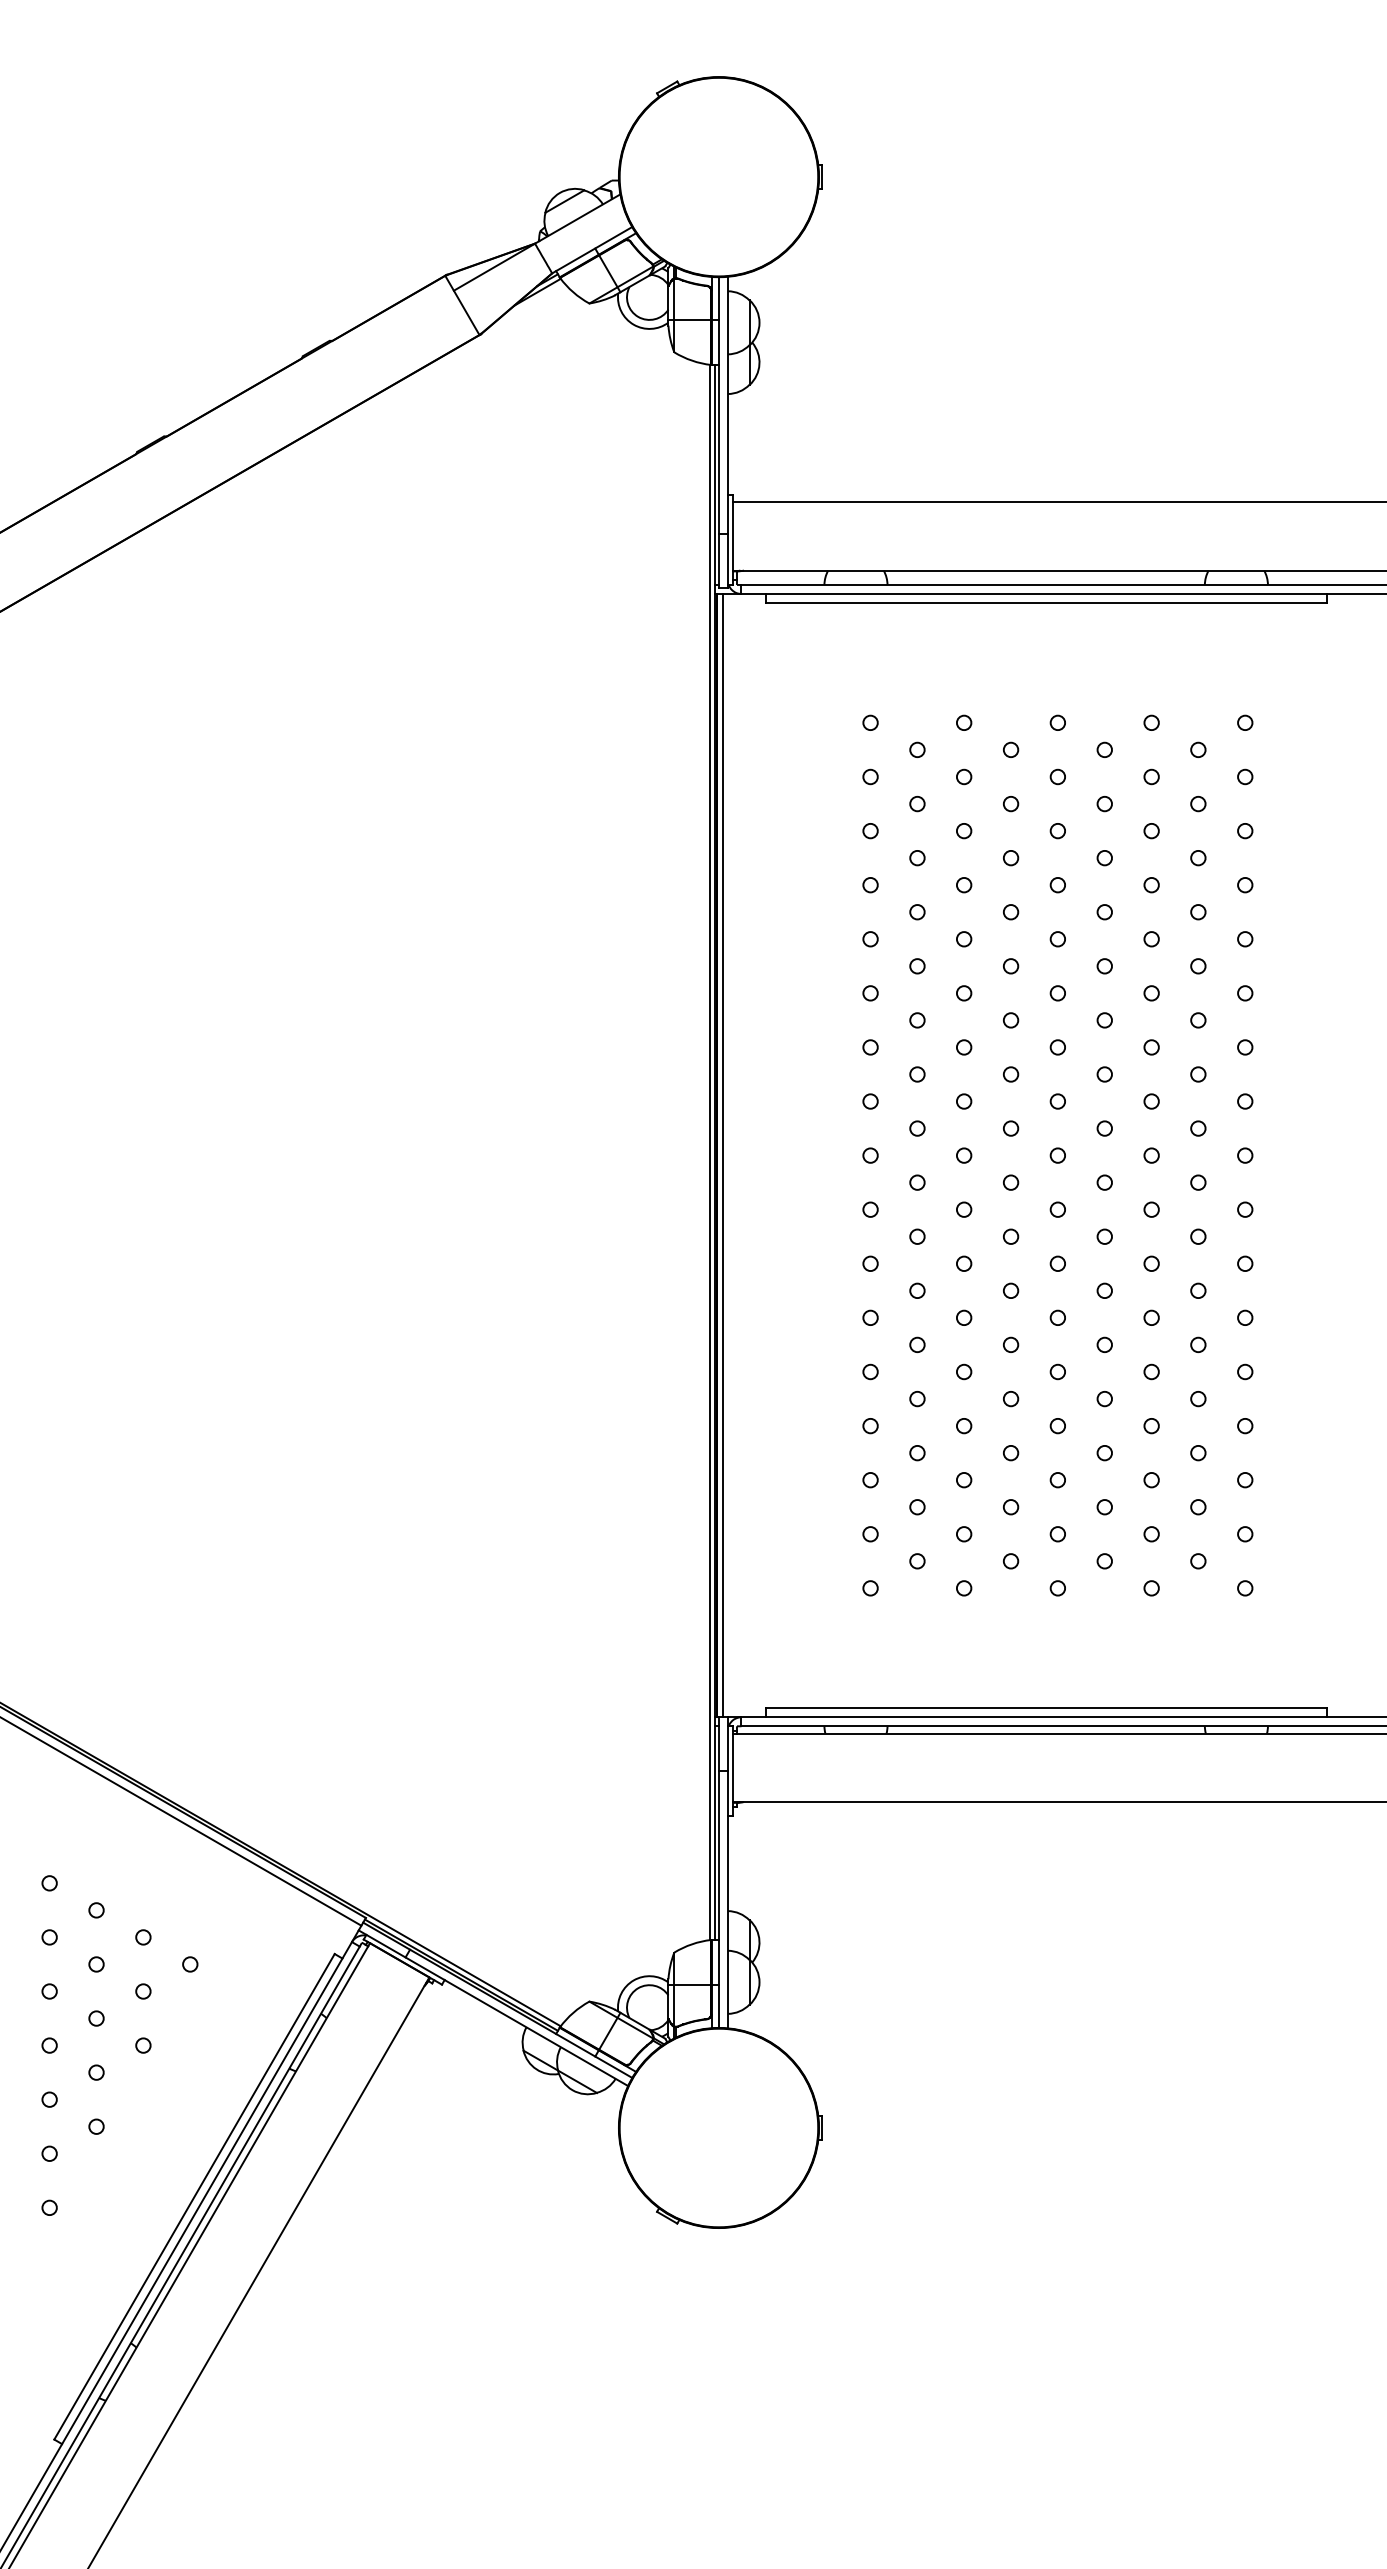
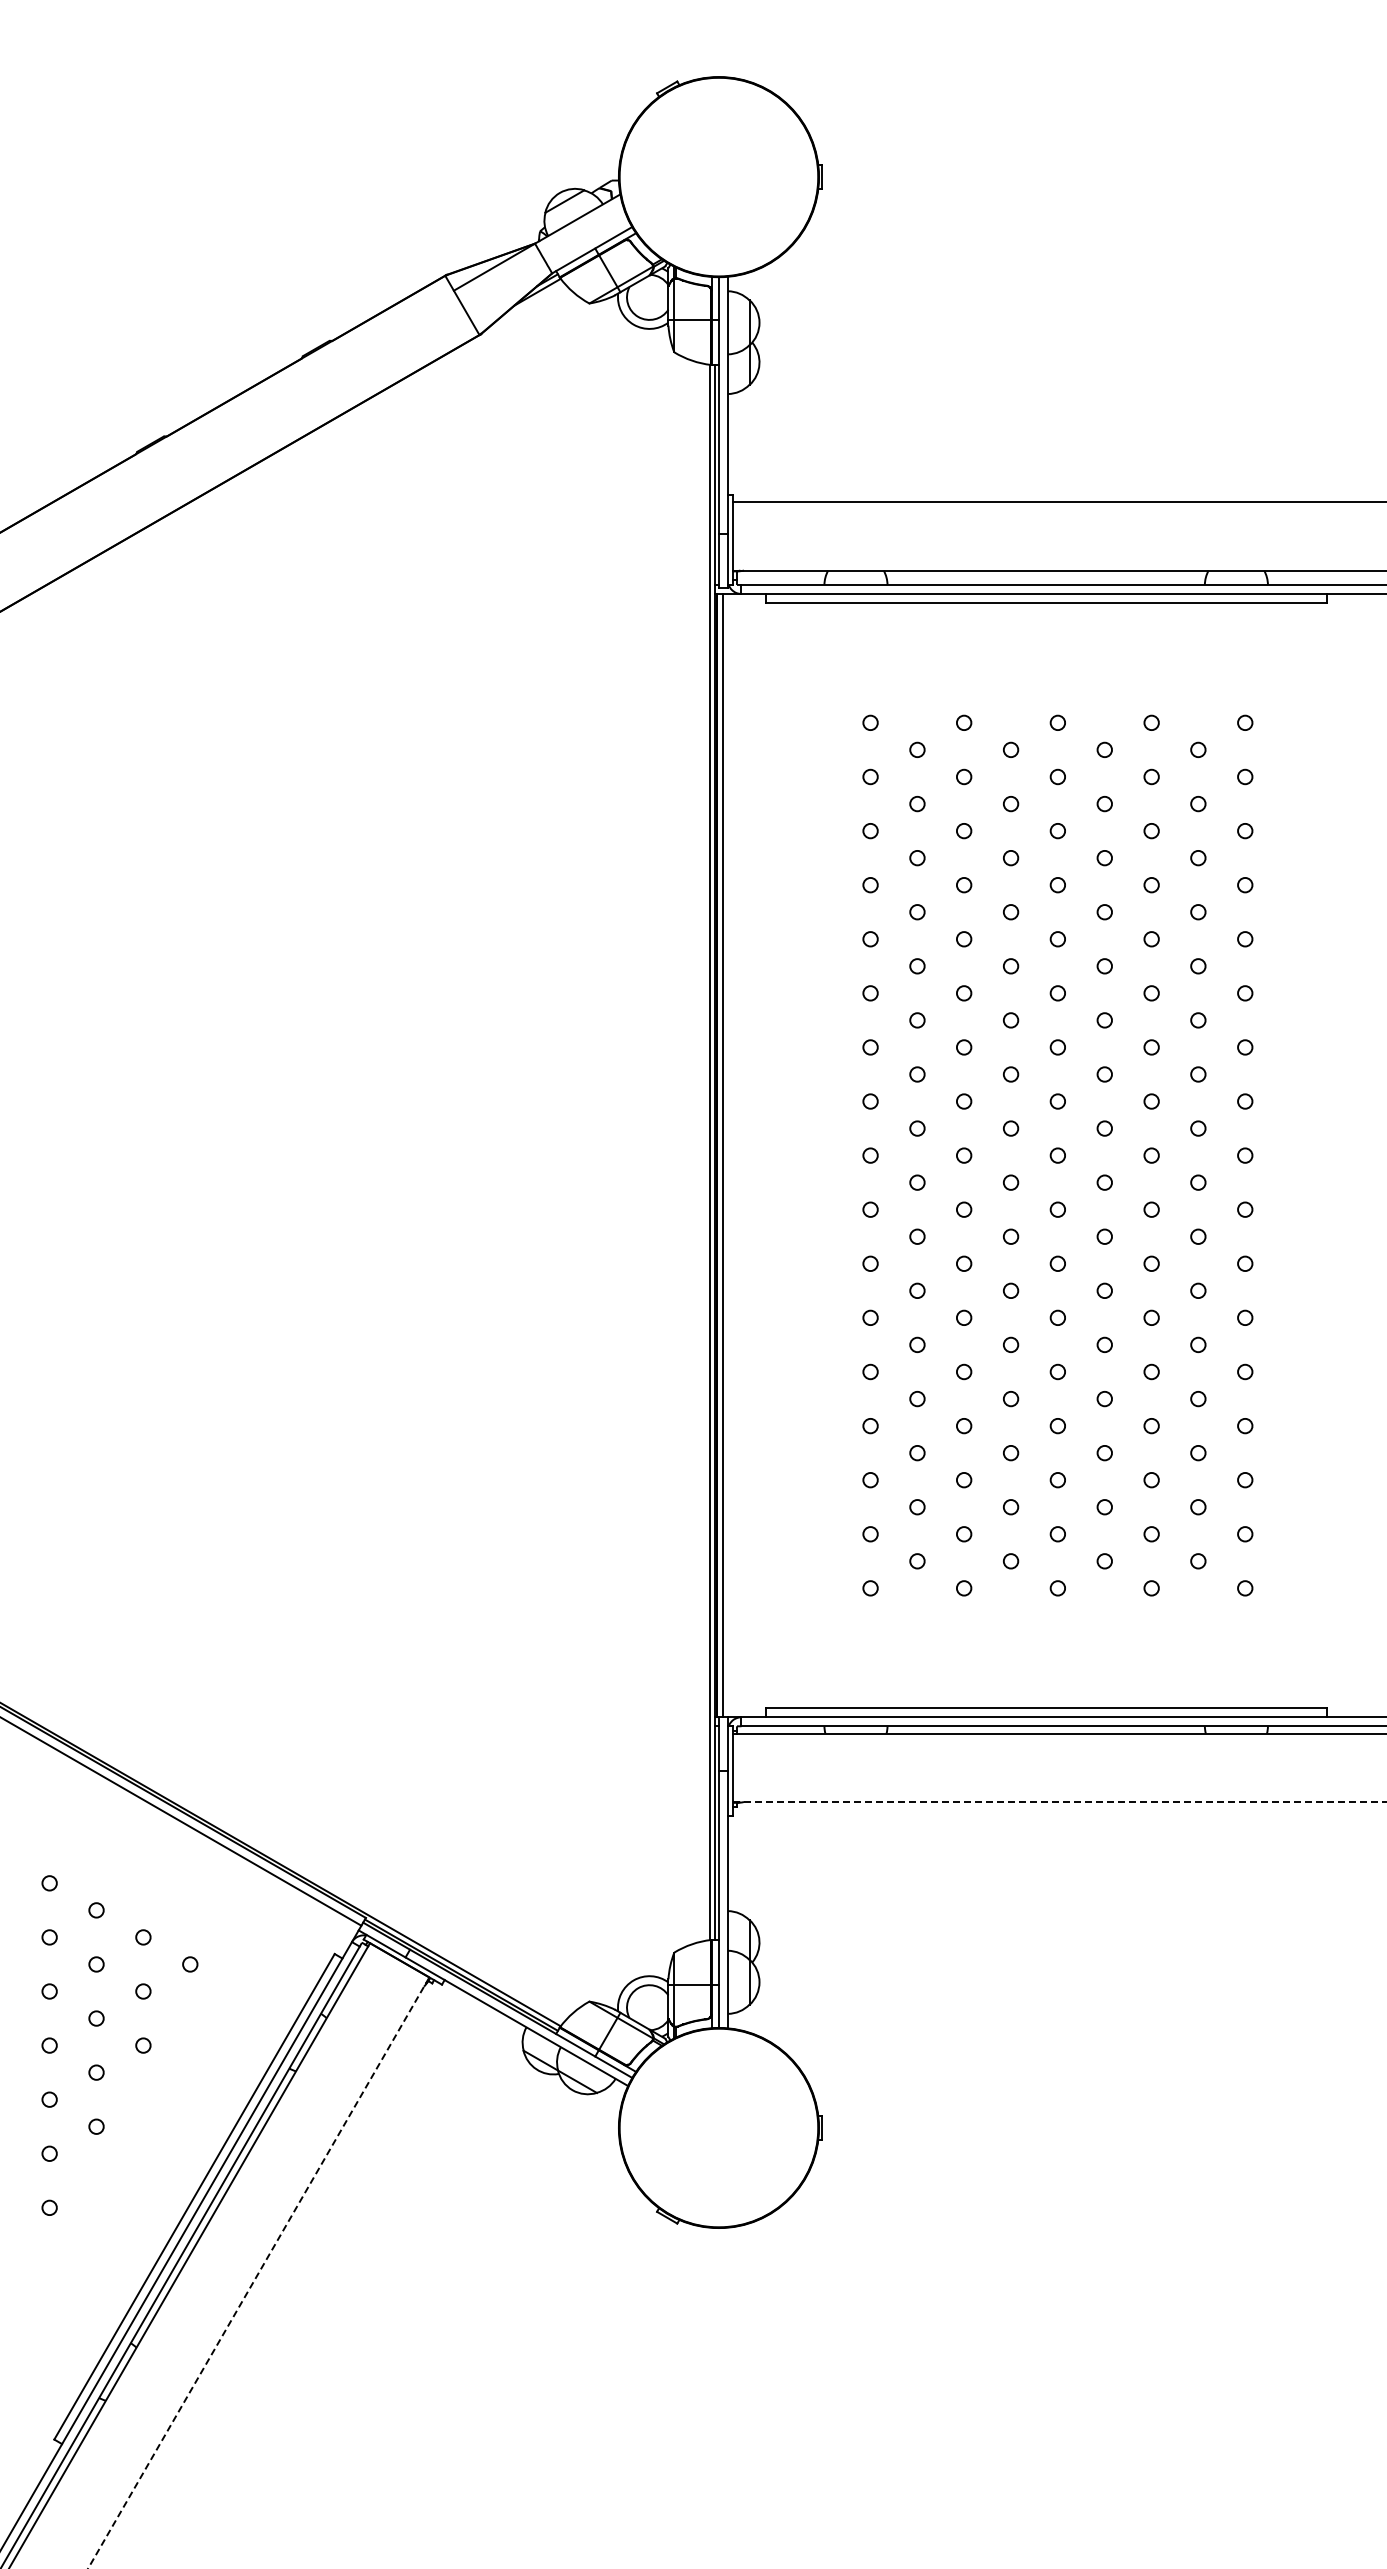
line: solid -> dashed (1060, 1802)
line: solid -> dashed (258, 2273)
